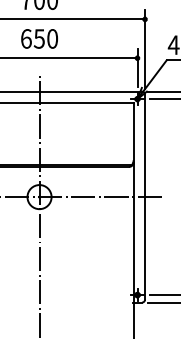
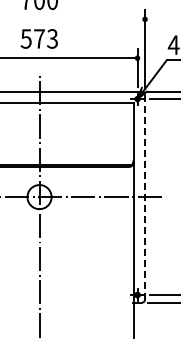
line: present -> none (73, 19)
text: 650 -> 573 (39, 38)
line: solid -> dashed (145, 197)
